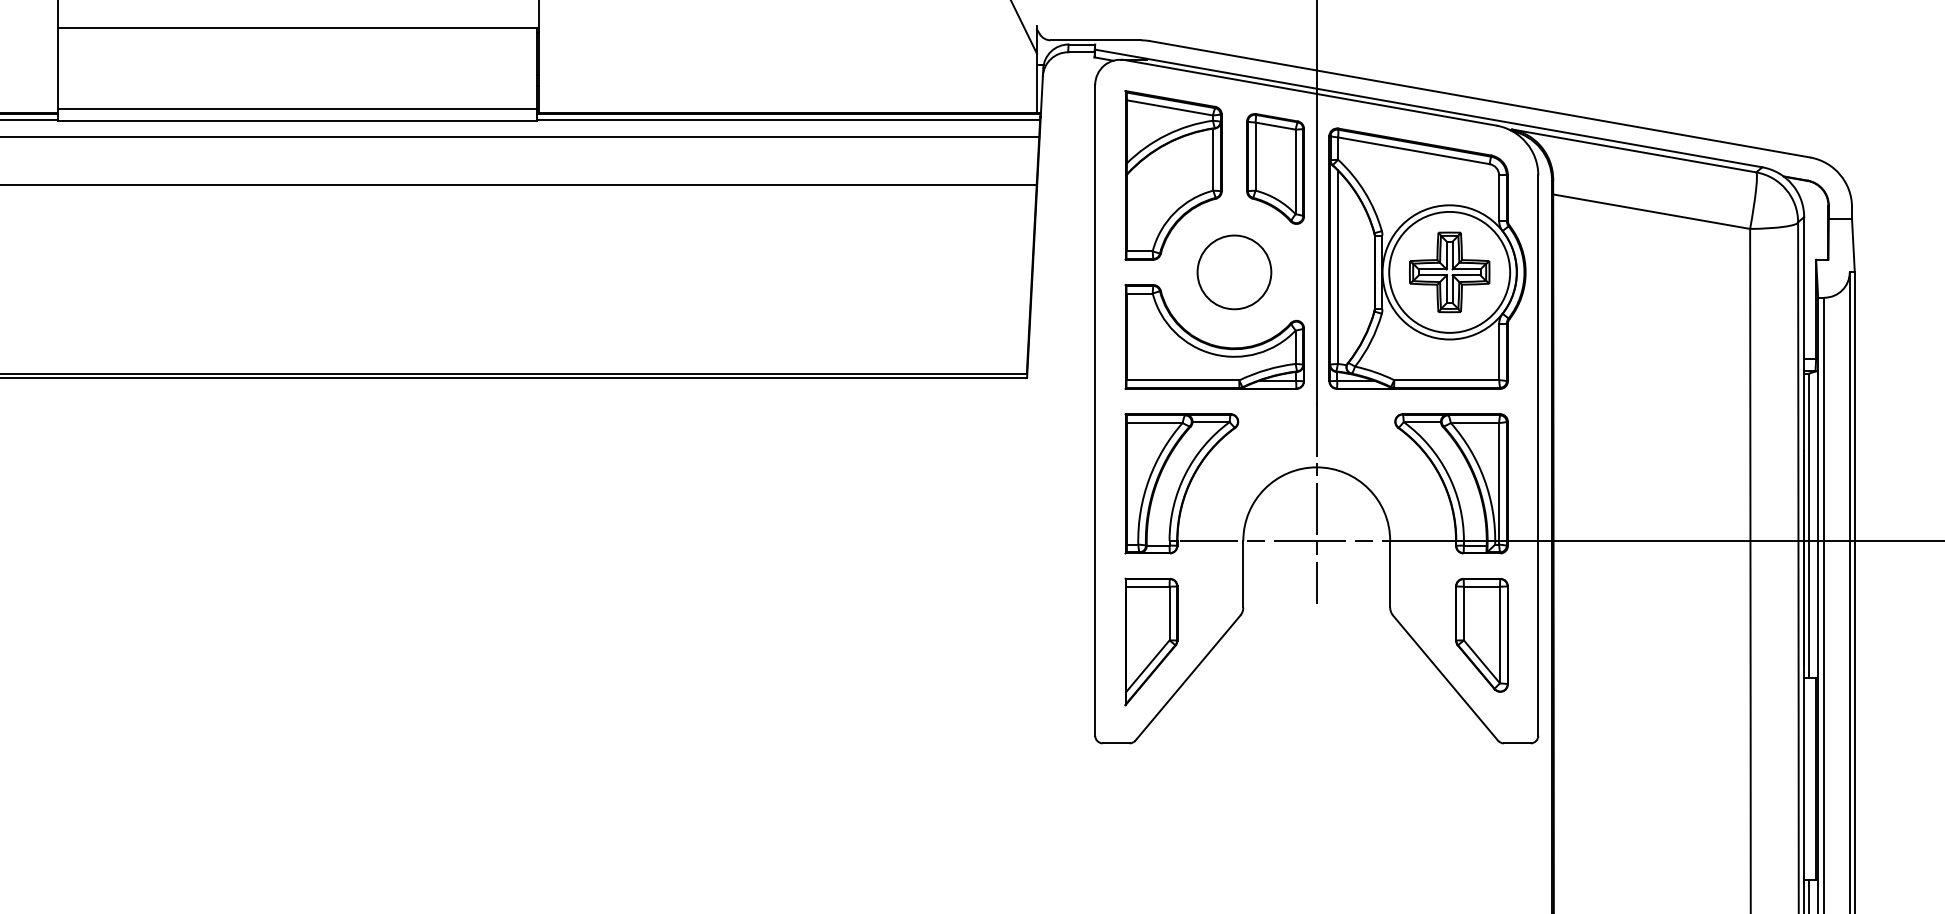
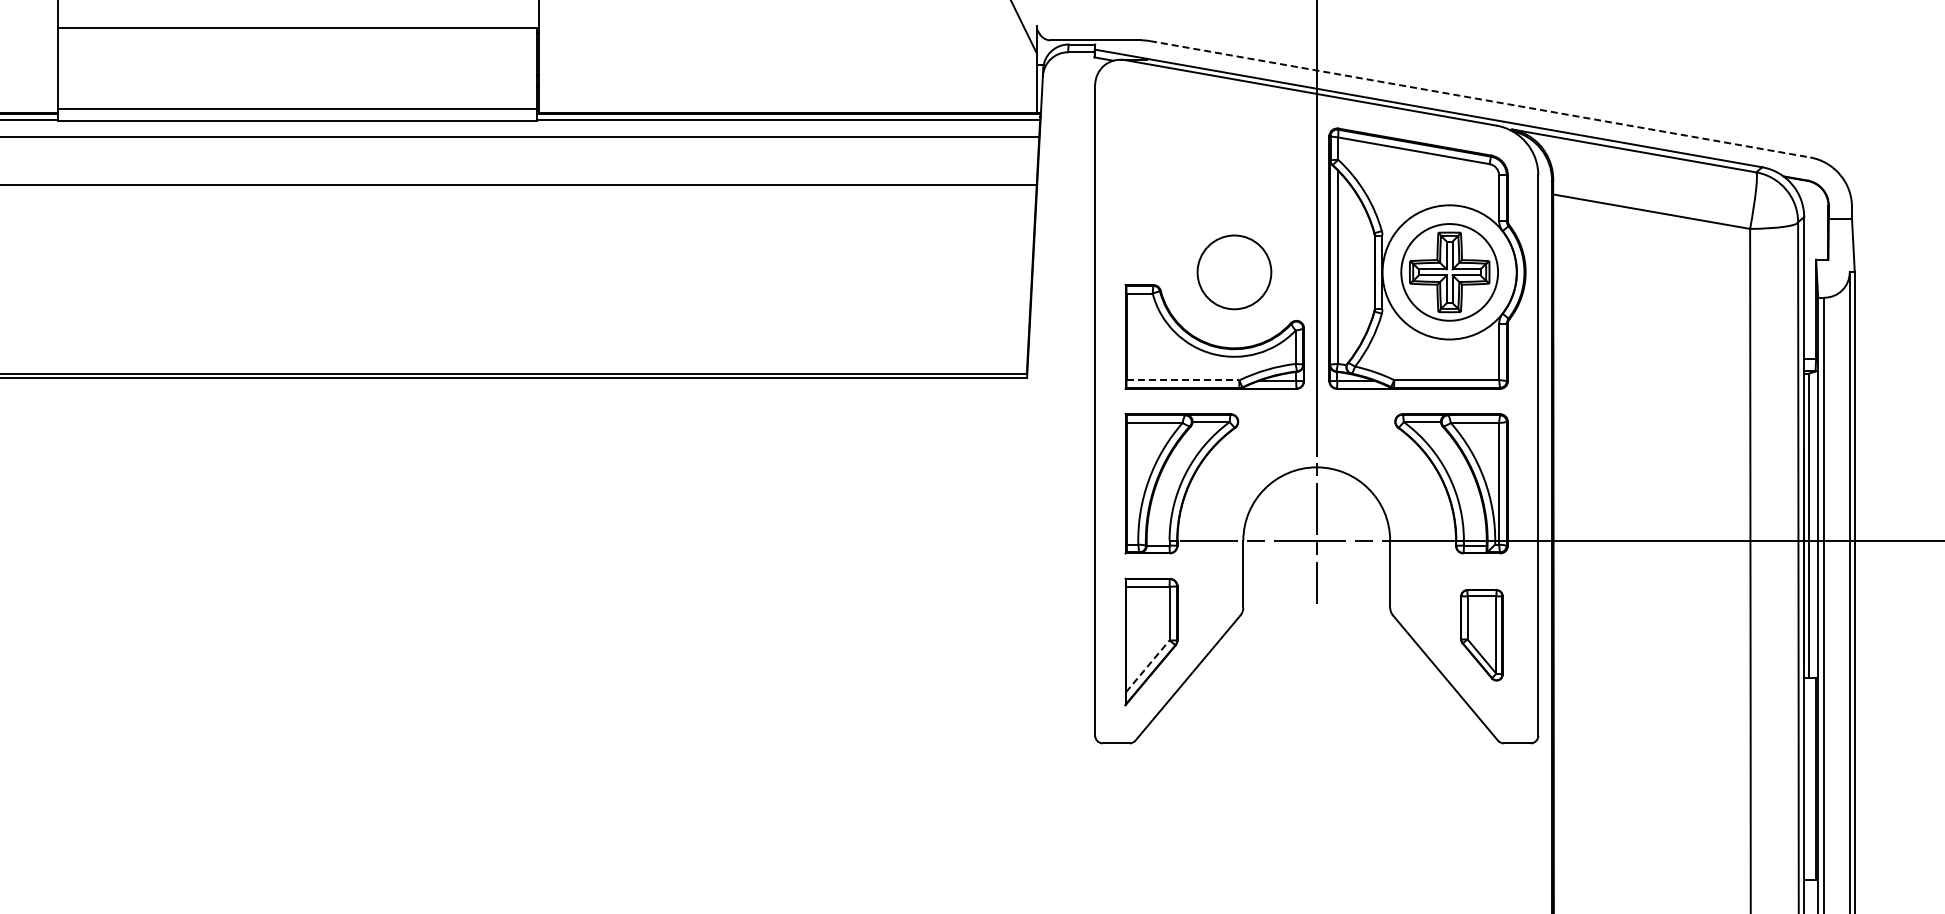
line: solid -> dashed (1480, 99)
part: present -> none (1275, 168)
part: present -> none (1173, 175)
circle diameter: 121 px -> 97 px (1449, 272)
line: solid -> dashed (1183, 380)
part size: 54x115 px -> 44x93 px (1481, 635)
line: solid -> dashed (1147, 666)
line: present -> none (1808, 895)
